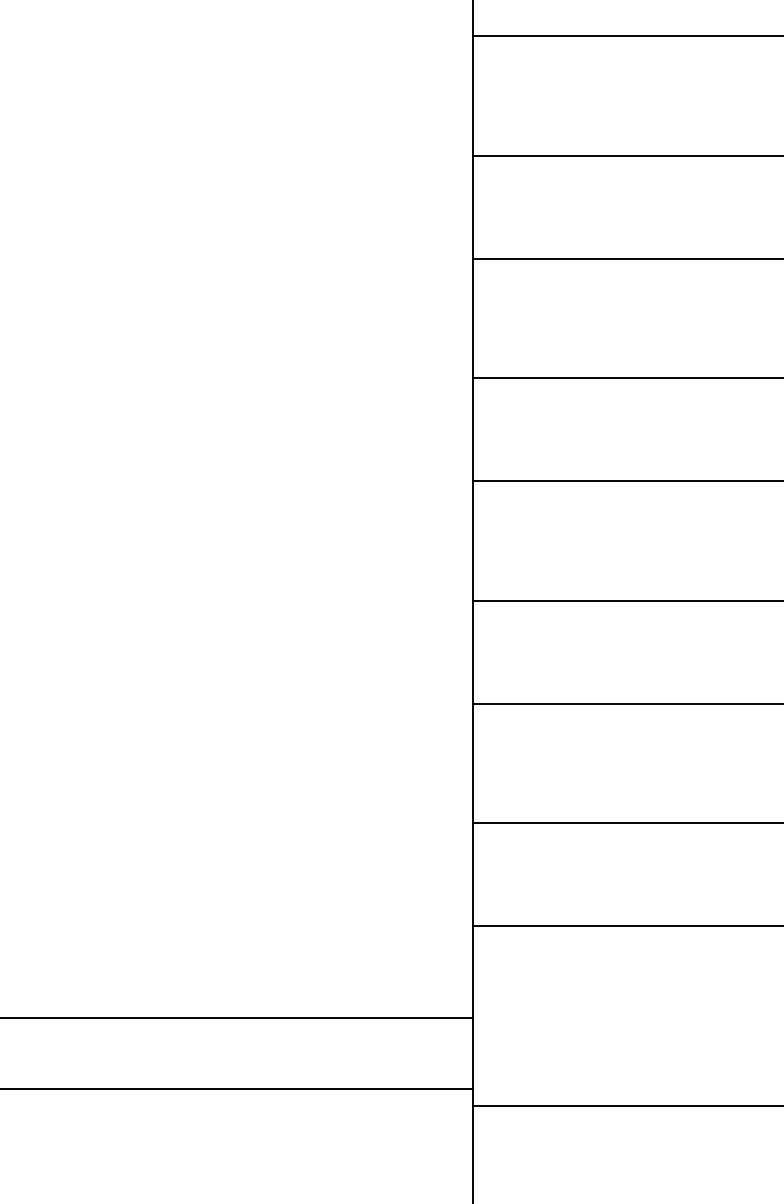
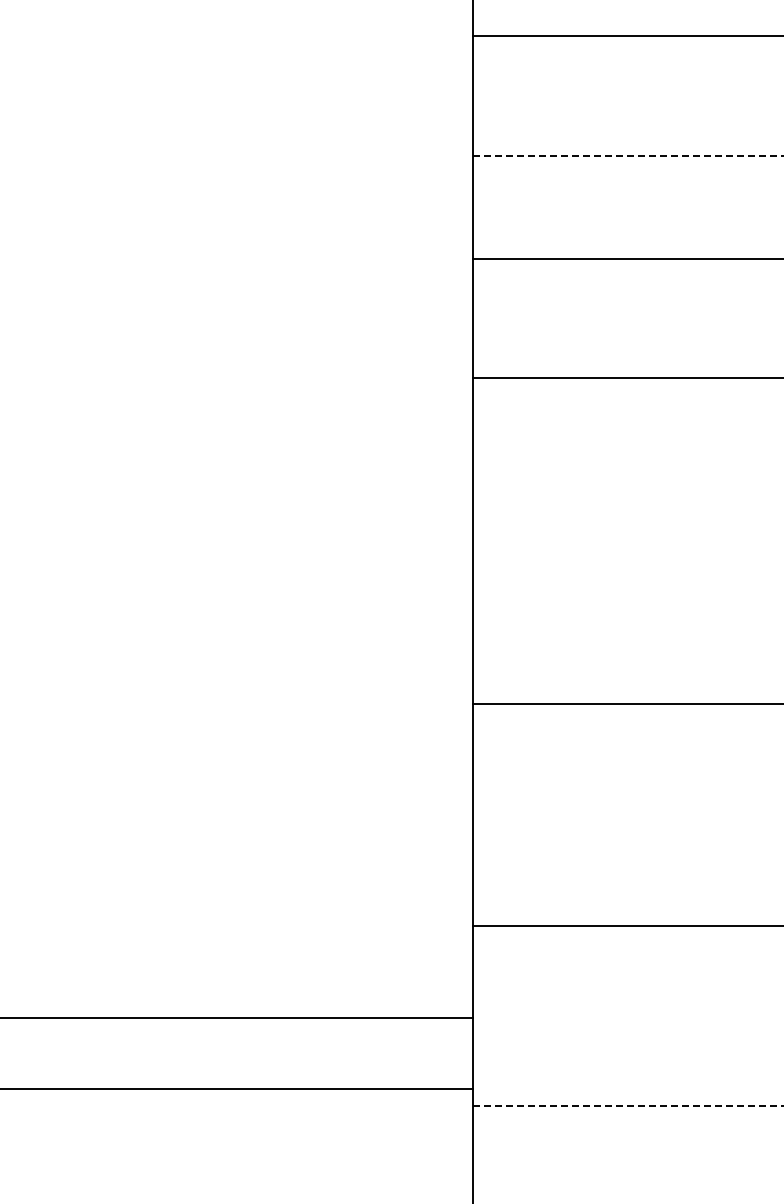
line: solid -> dashed (628, 155)
line: present -> none (626, 481)
line: present -> none (626, 600)
line: present -> none (626, 823)
line: solid -> dashed (628, 1106)
